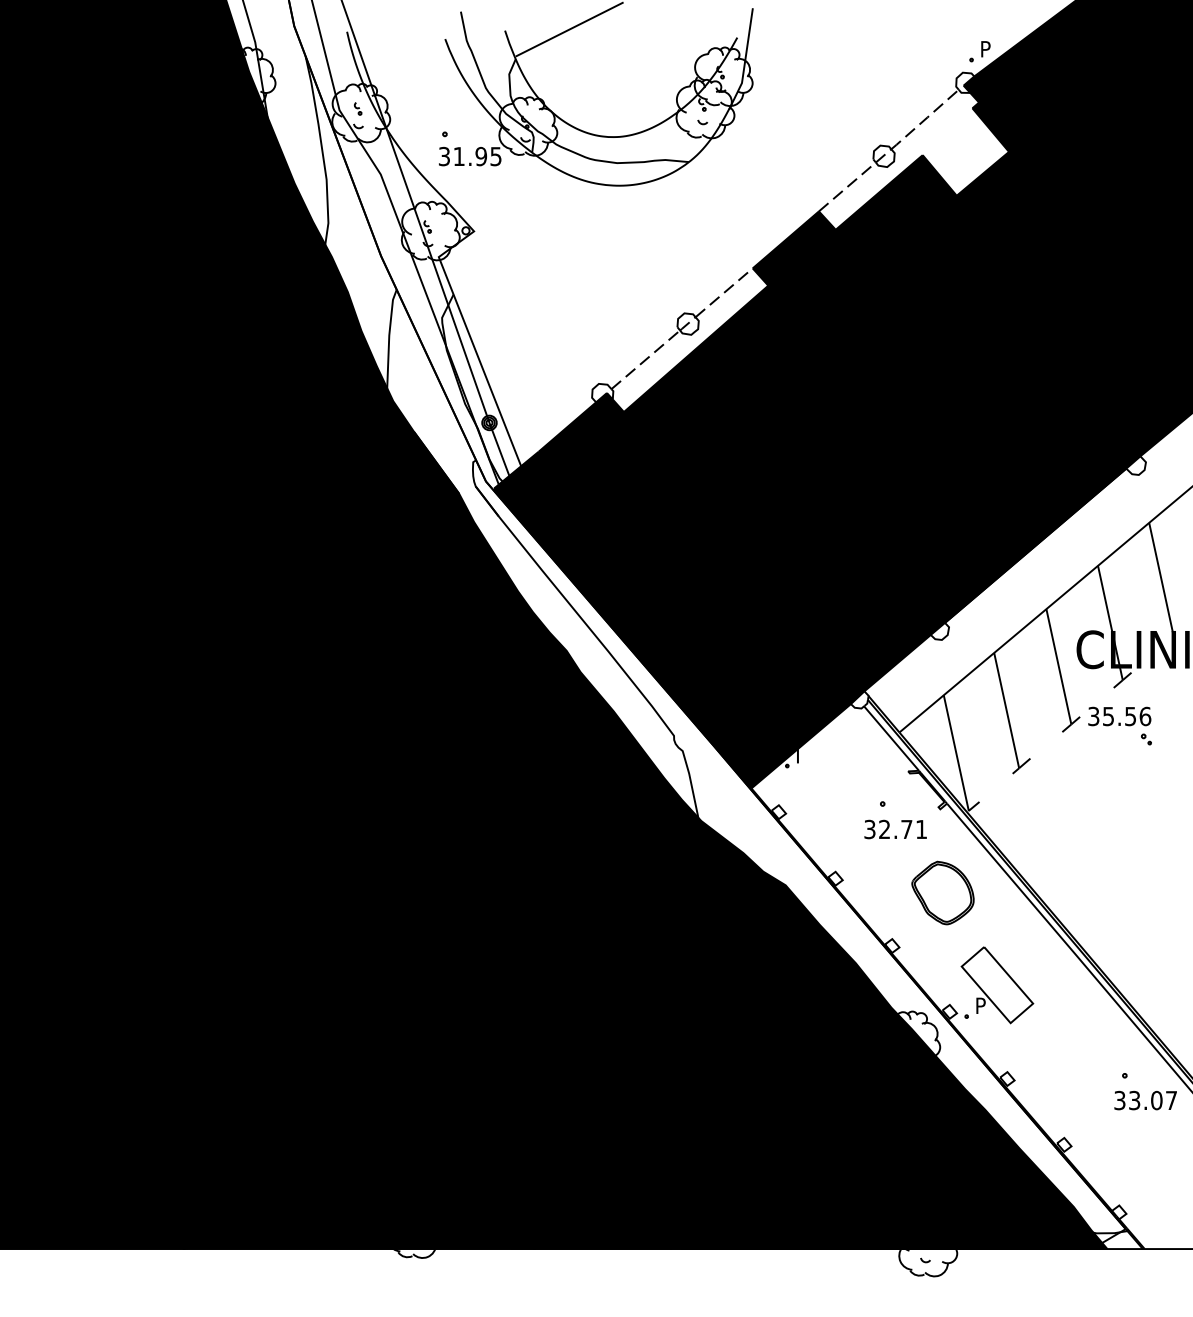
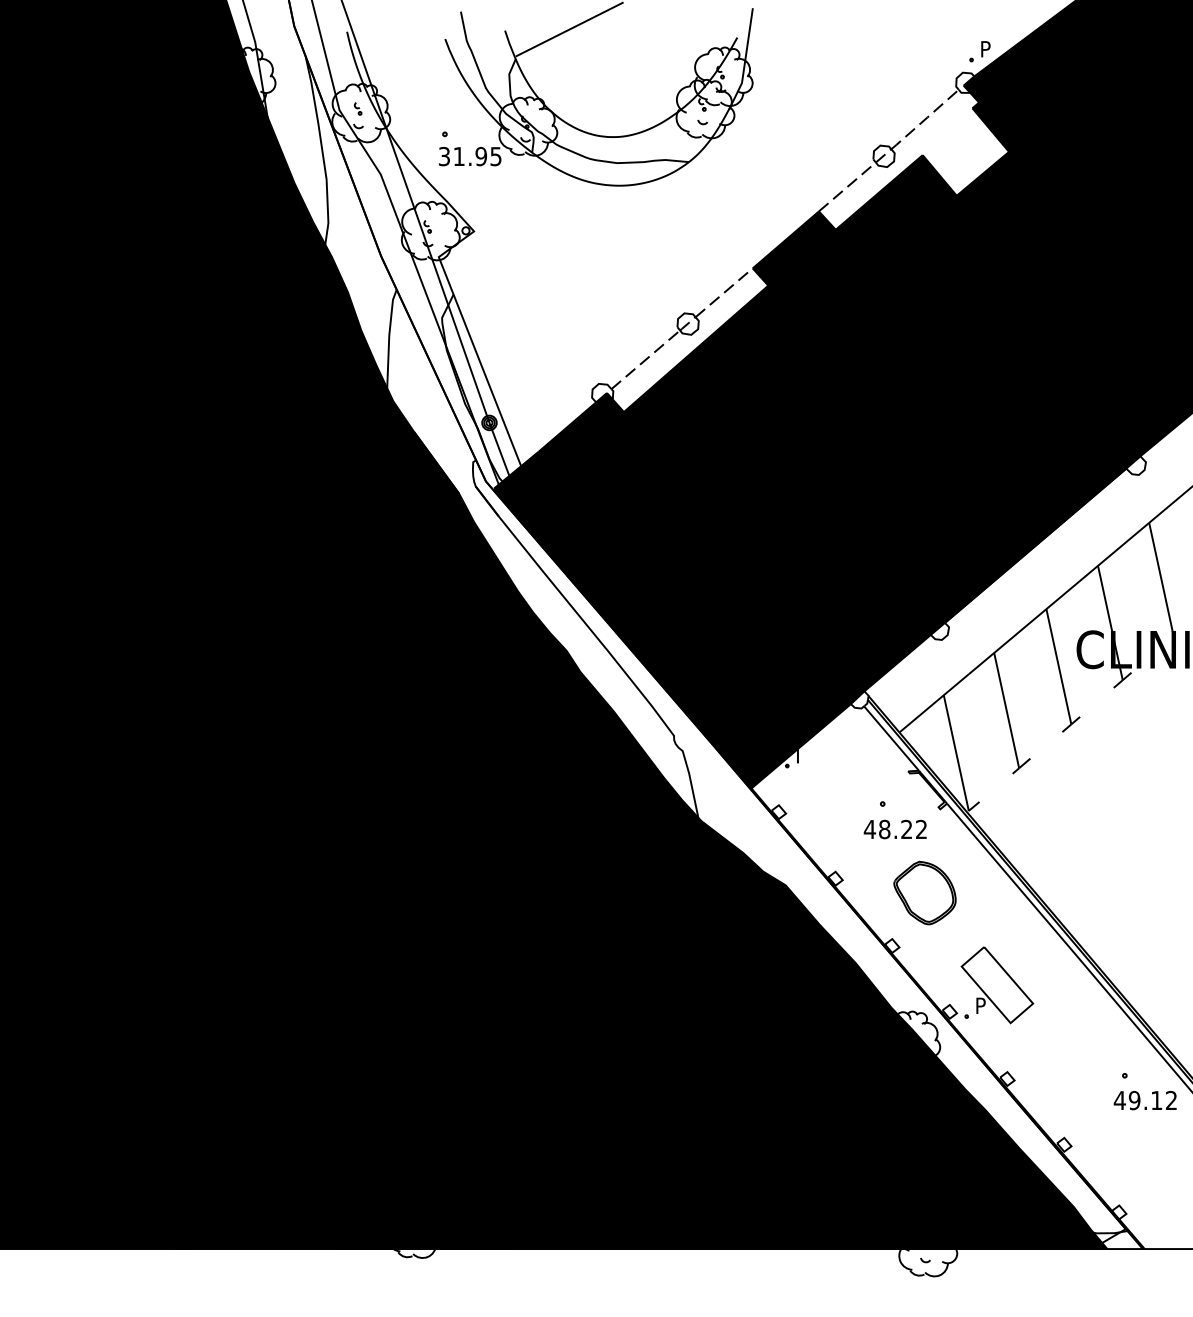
part: present -> none (1119, 725)
text: 32.71 -> 48.22 (894, 829)
part position: (942, 892) -> (924, 892) (924, 892)
text: 33.07 -> 49.12 (1144, 1100)
